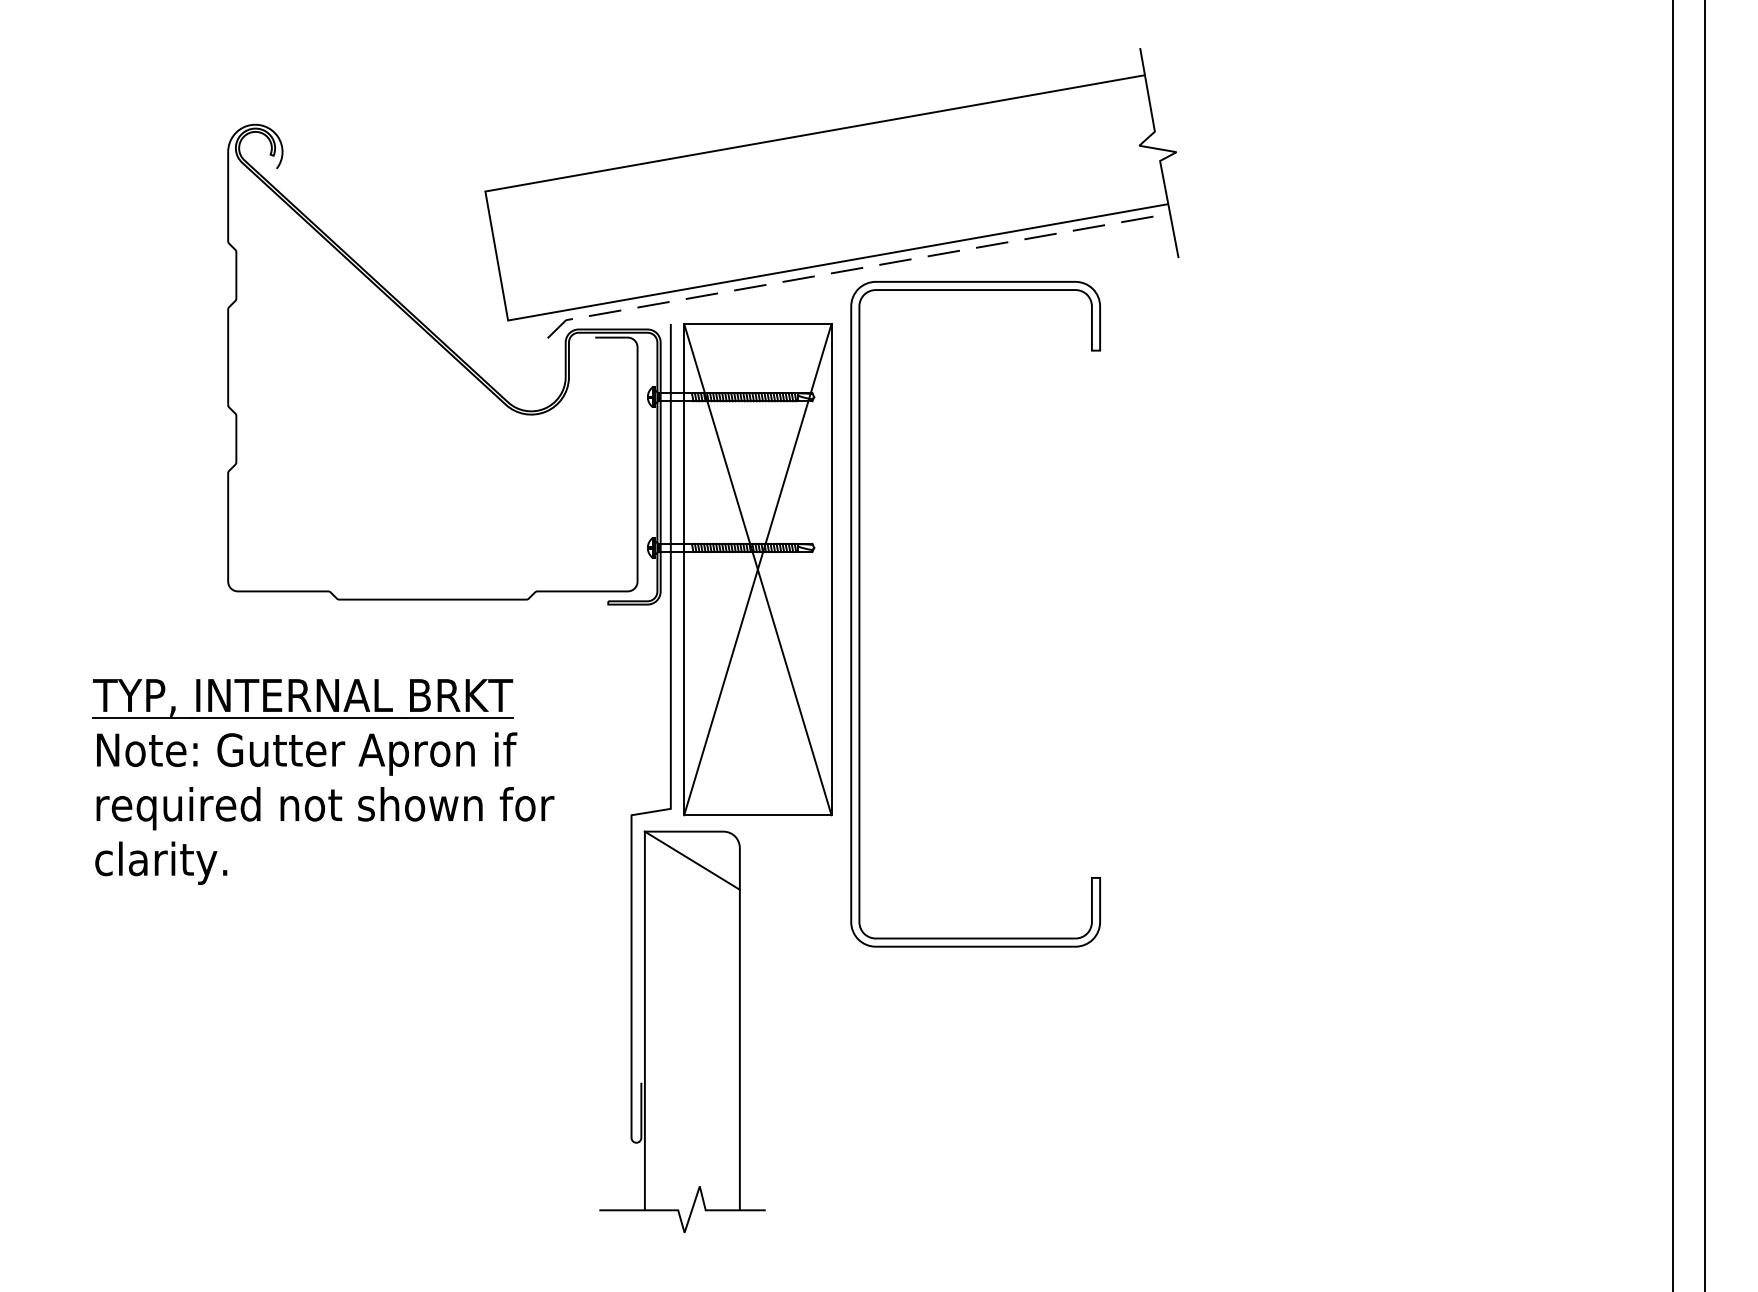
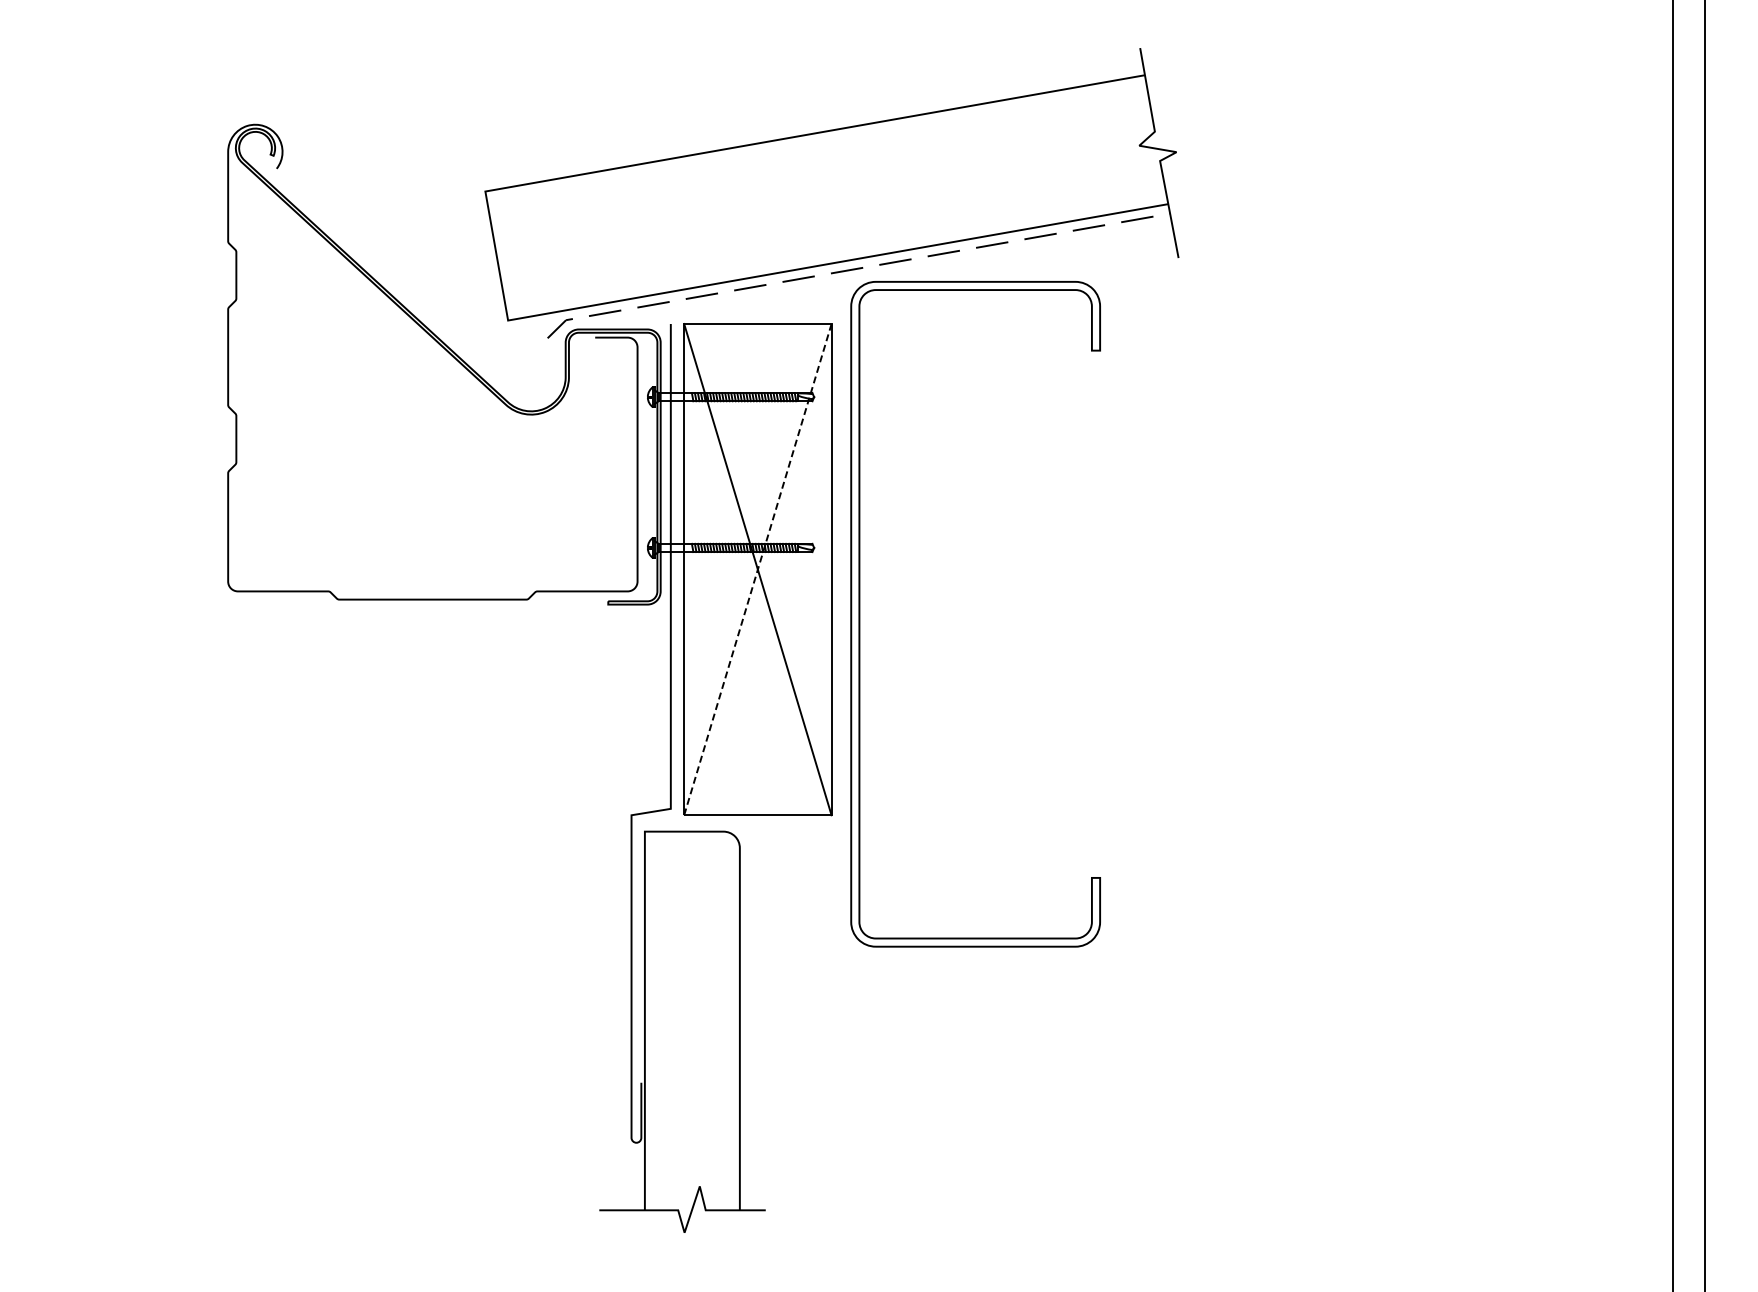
line: solid -> dashed (758, 569)
part: present -> none (331, 789)
line: present -> none (691, 860)
